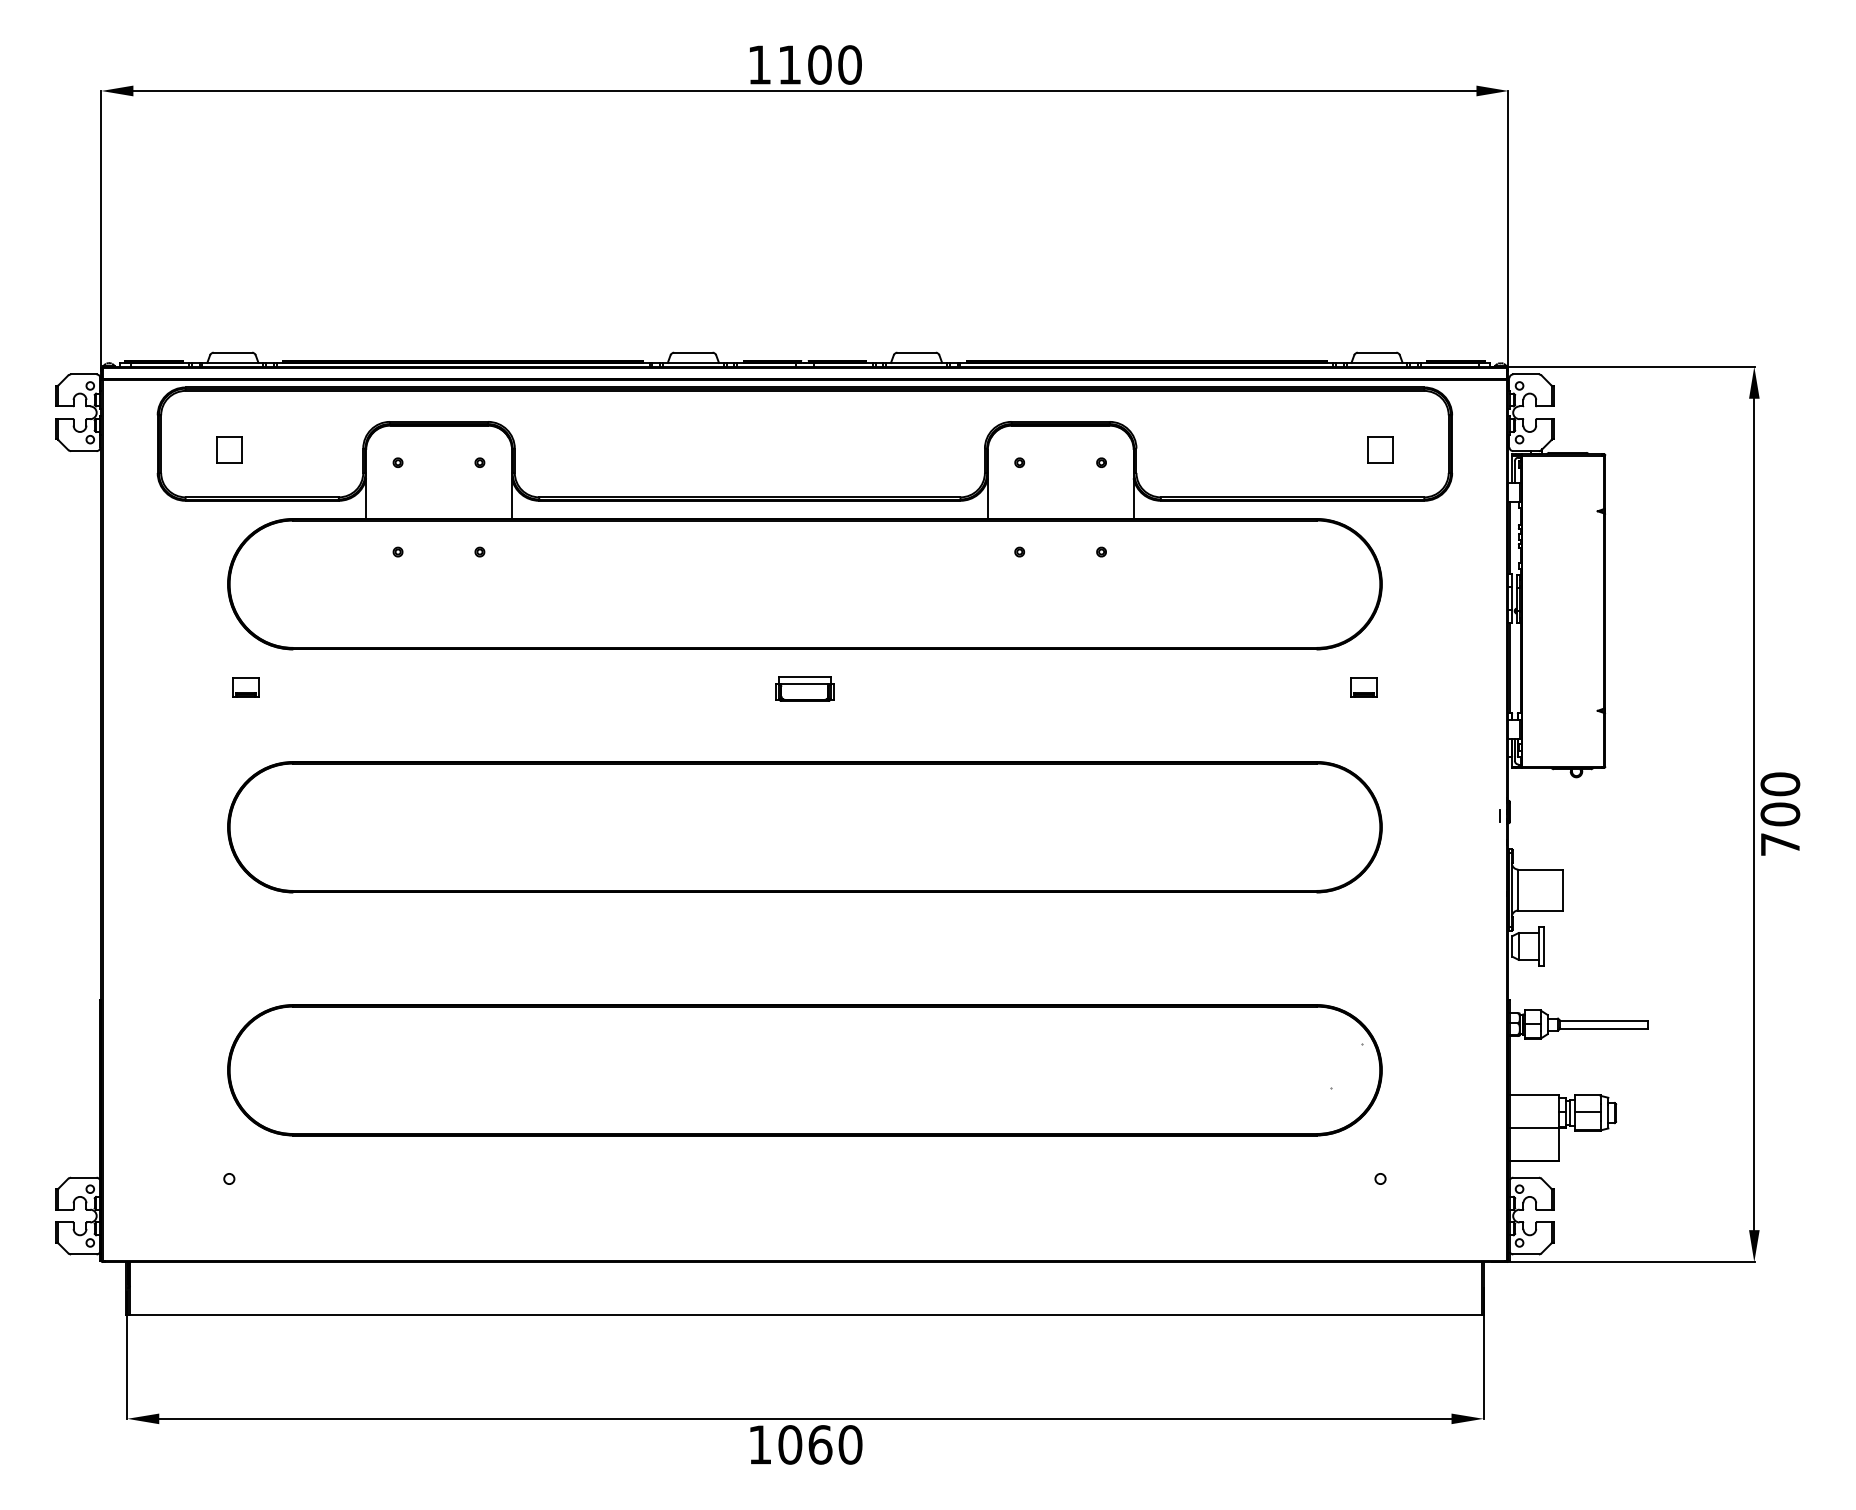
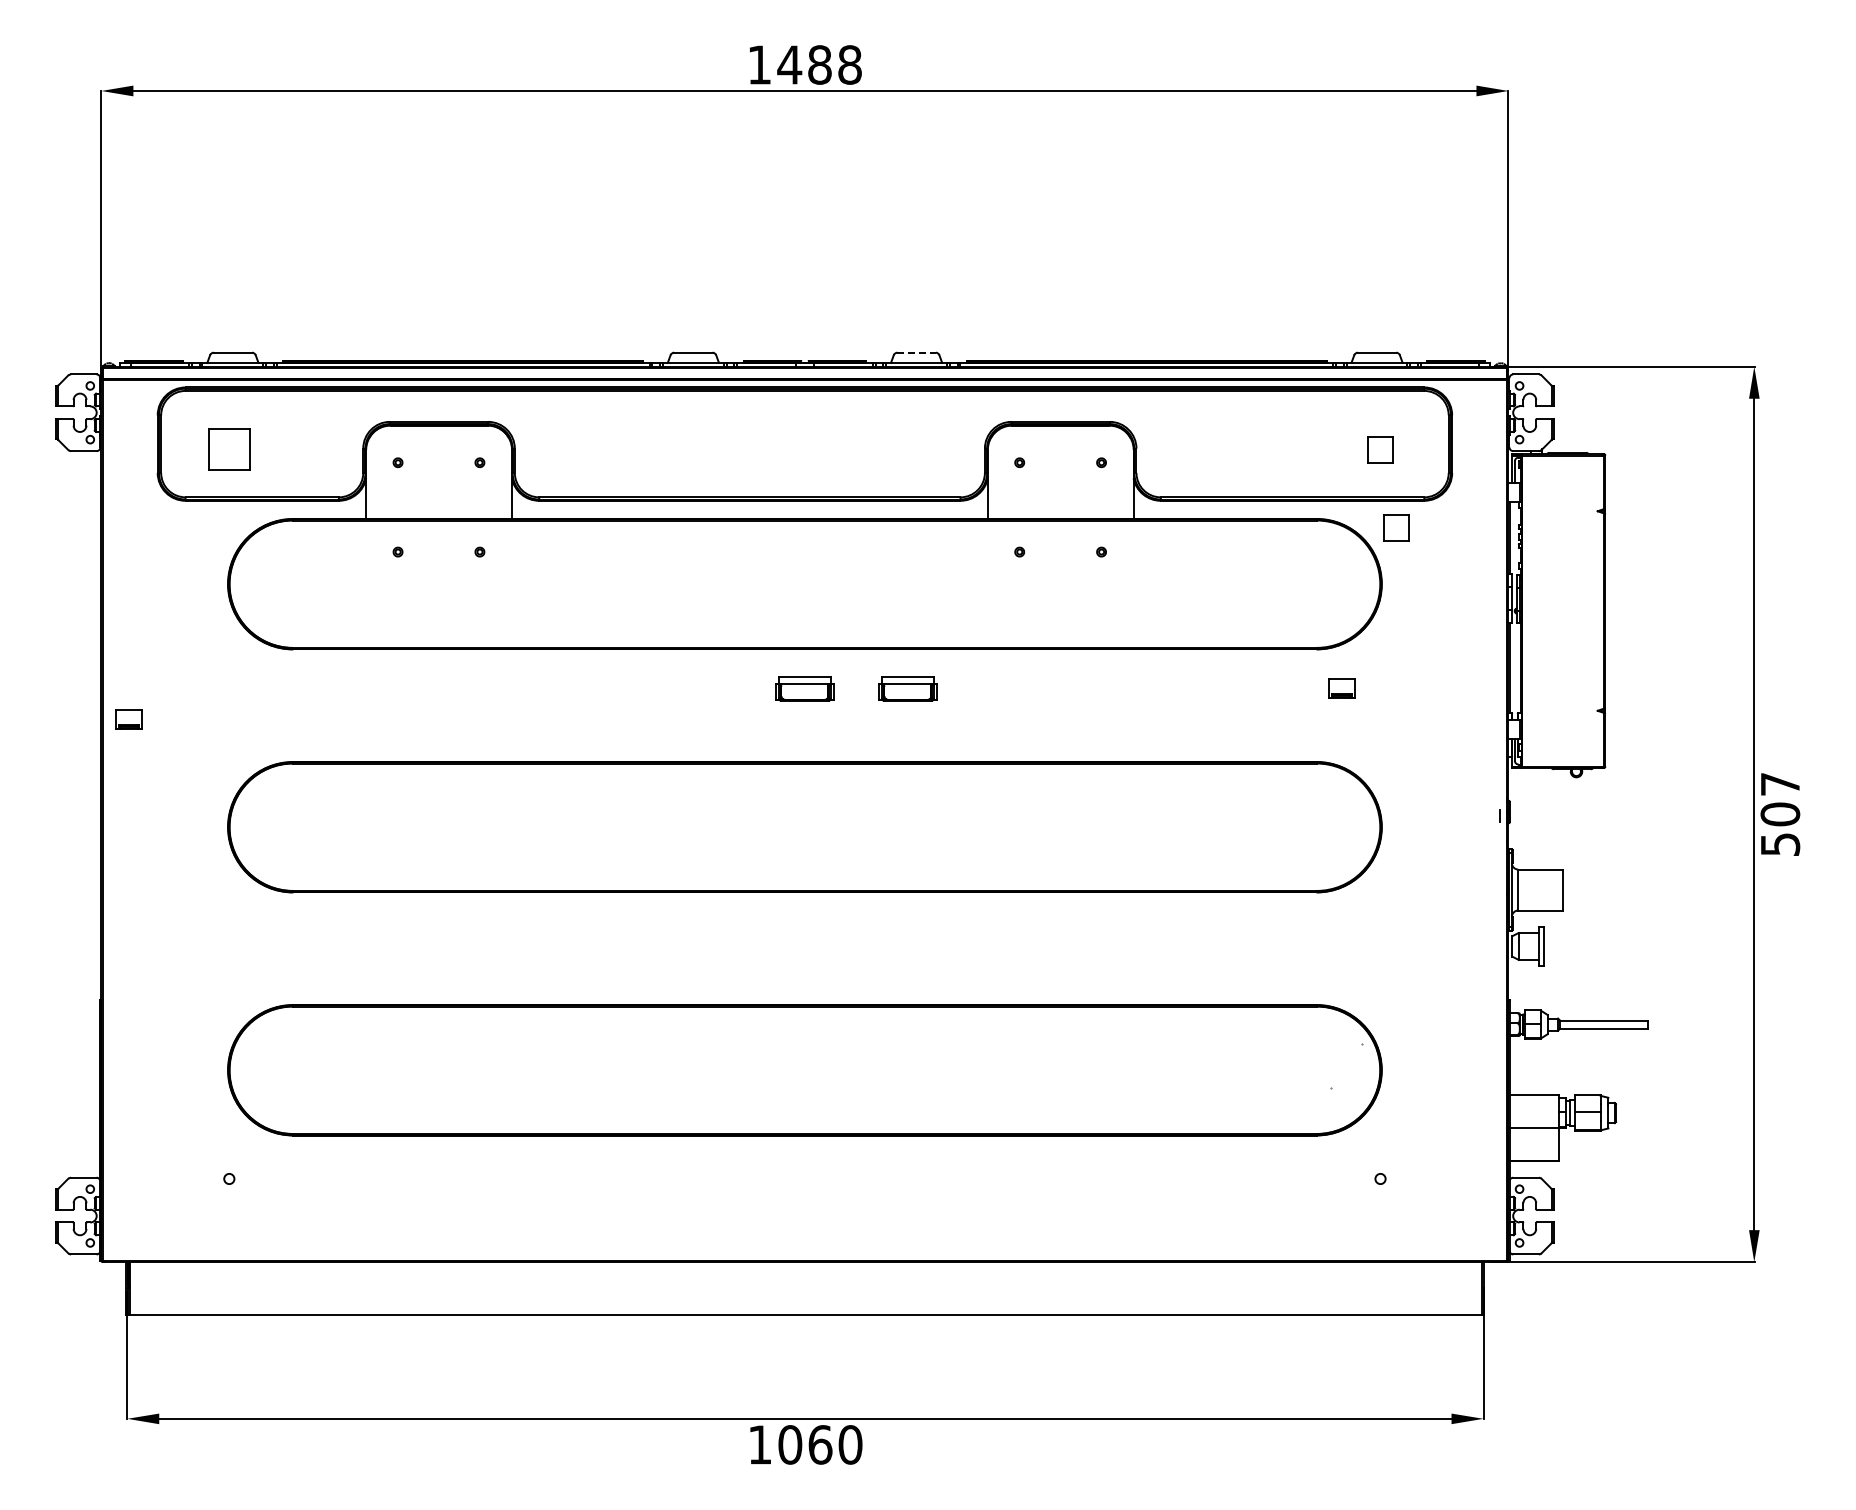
text: 1100 -> 1488 (819, 64)
line: solid -> dashed (917, 352)
part size: 27x28 px -> 43x43 px (229, 449)
part: none -> present (1396, 527)
part position: (245, 687) -> (128, 719) (128, 719)
part position: (1363, 687) -> (1341, 688) (1341, 688)
part: none -> present (907, 688)
text: 700 -> 507 (1780, 813)
